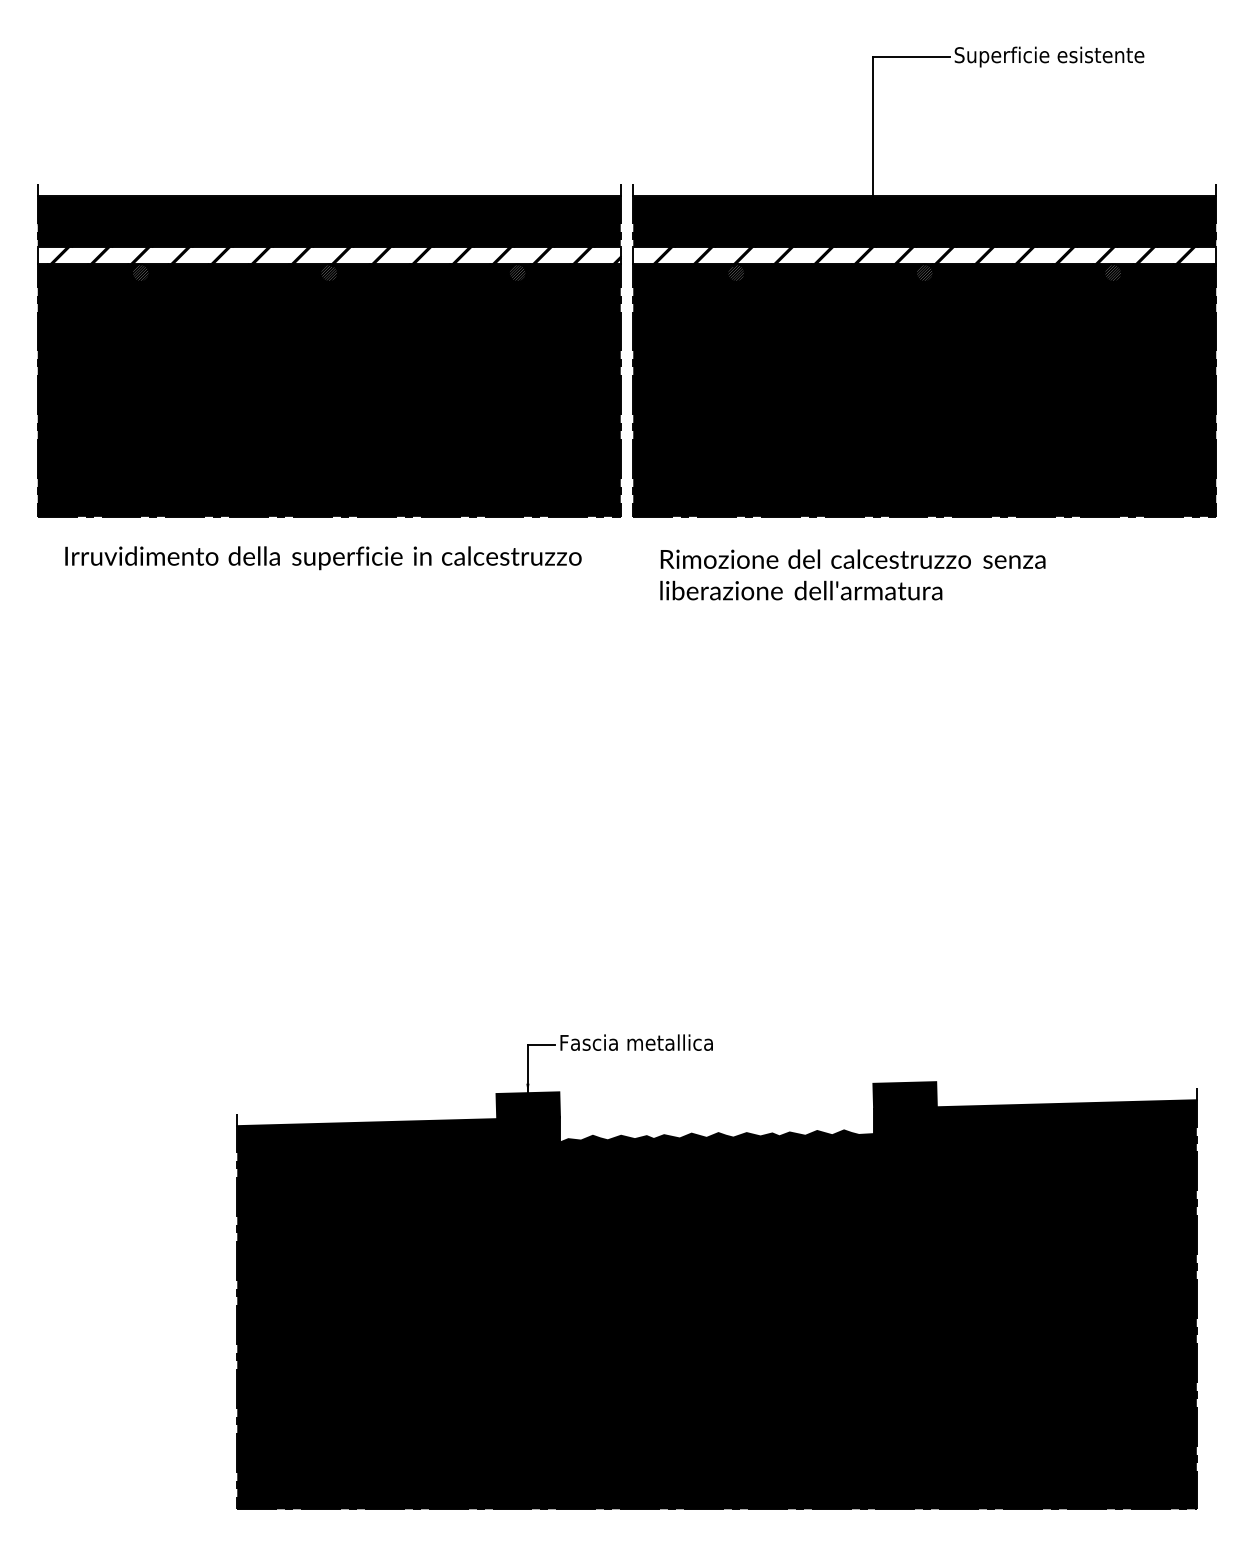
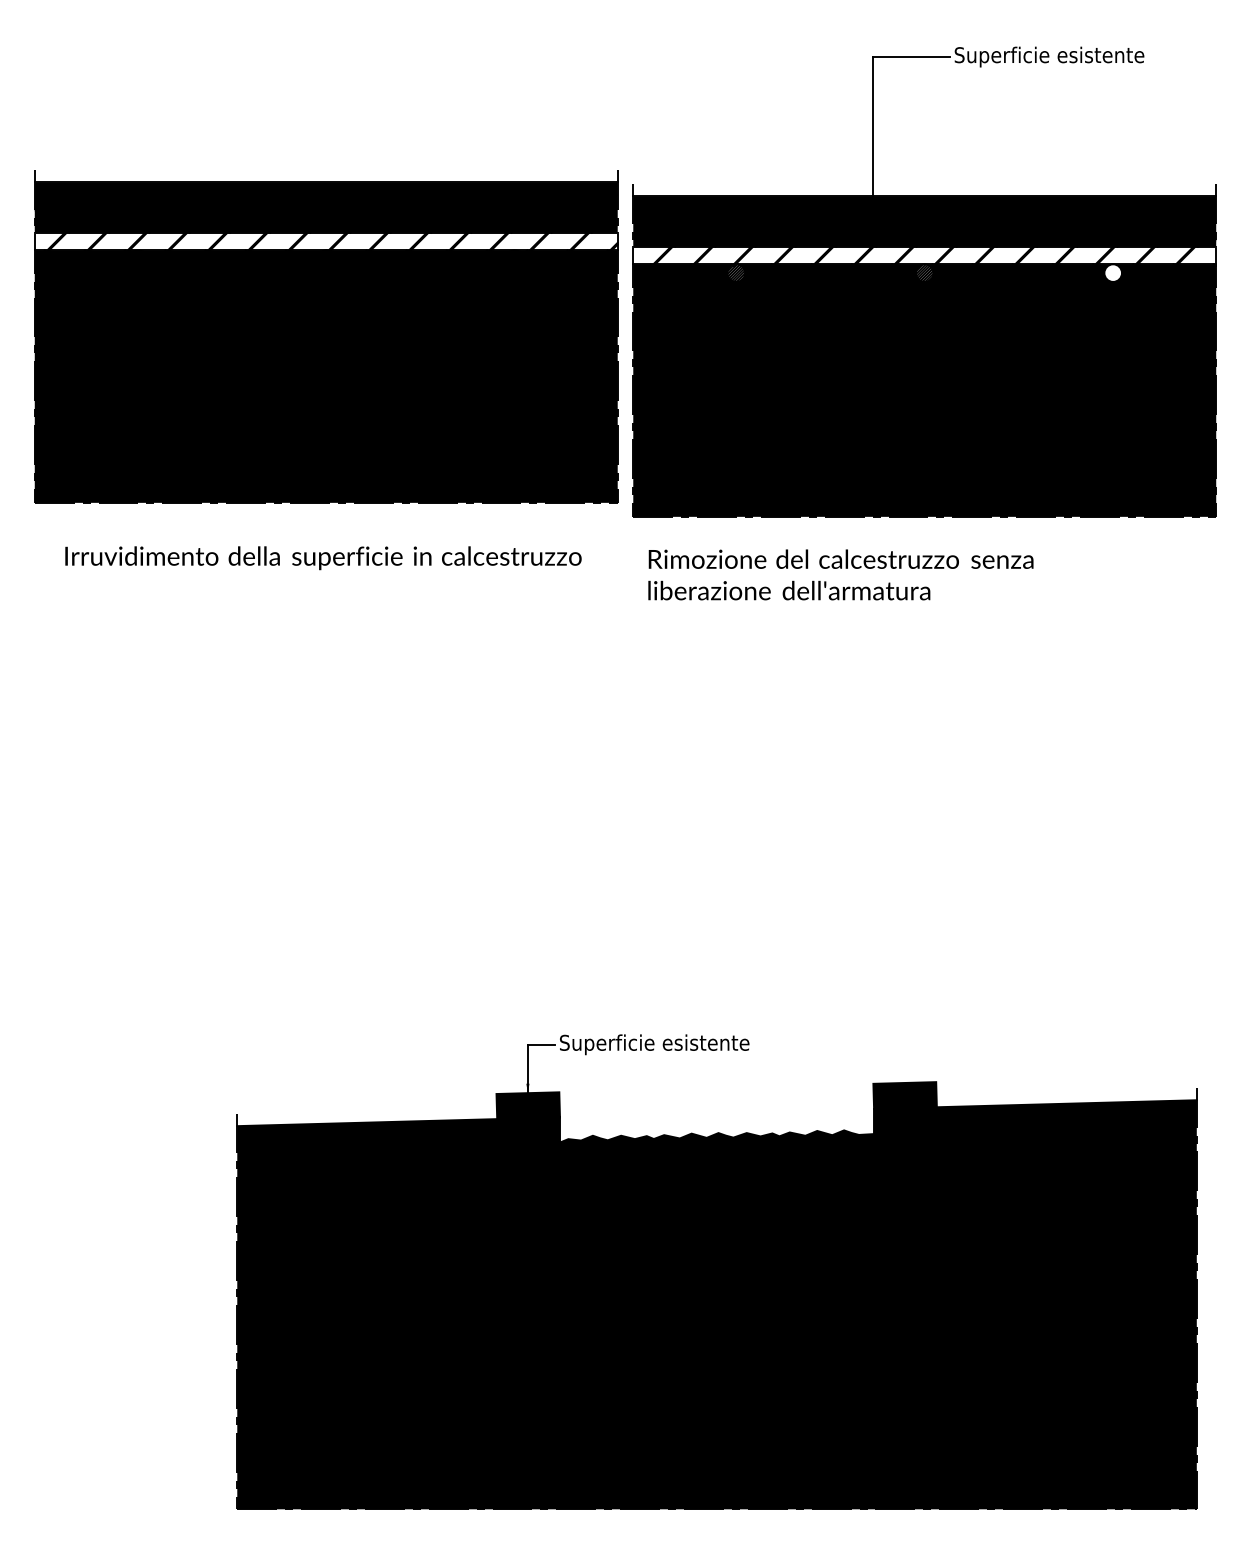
hatch: present -> none (1112, 272)
part position: (329, 350) -> (326, 336) (326, 336)
text position: (852, 574) -> (840, 574) (840, 574)
text: Fascia metallica -> Superficie esistente (654, 1044)
